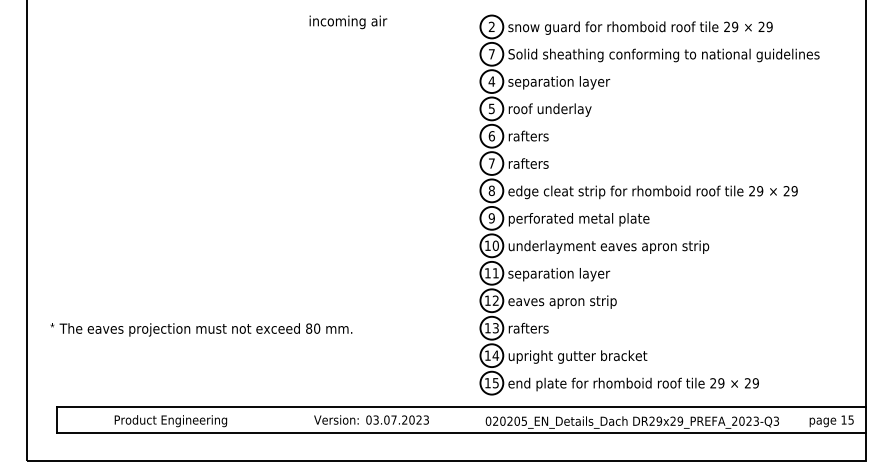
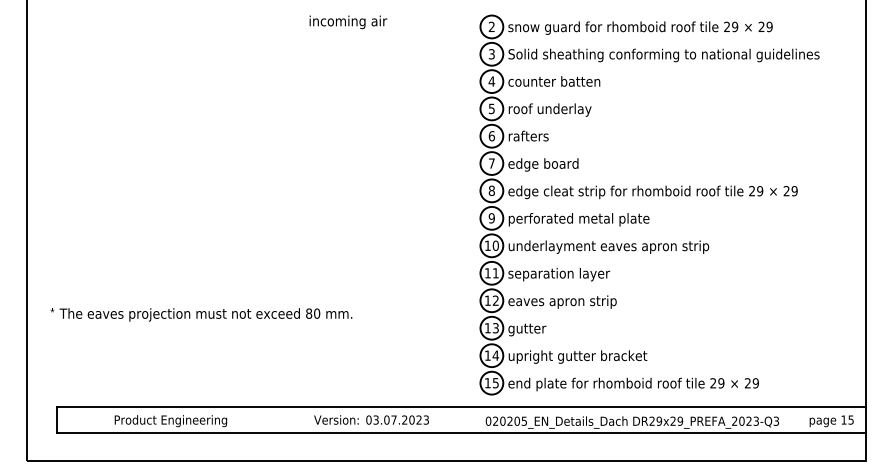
text: 7 -> 3 (491, 54)
text: separation layer -> counter batten (559, 82)
text: rafters -> edge board (543, 164)
text position: (201, 329) -> (201, 314) (201, 314)
text: rafters -> gutter (528, 329)
